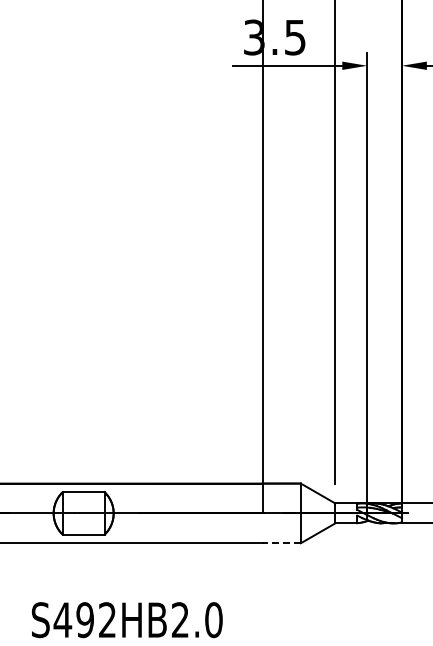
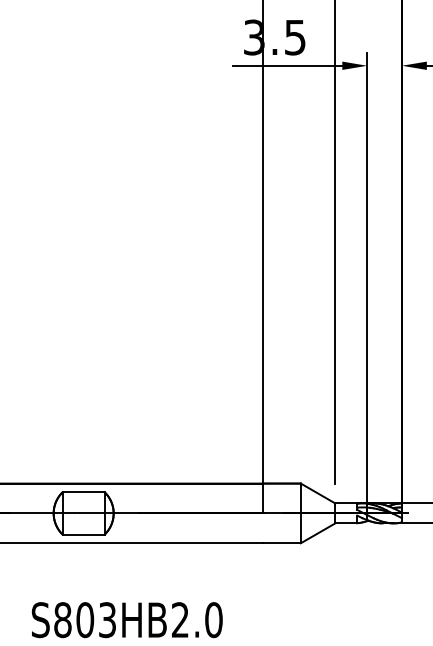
line: dashed -> solid (281, 543)
text: S492HB2.0 -> S803HB2.0 (84, 620)
